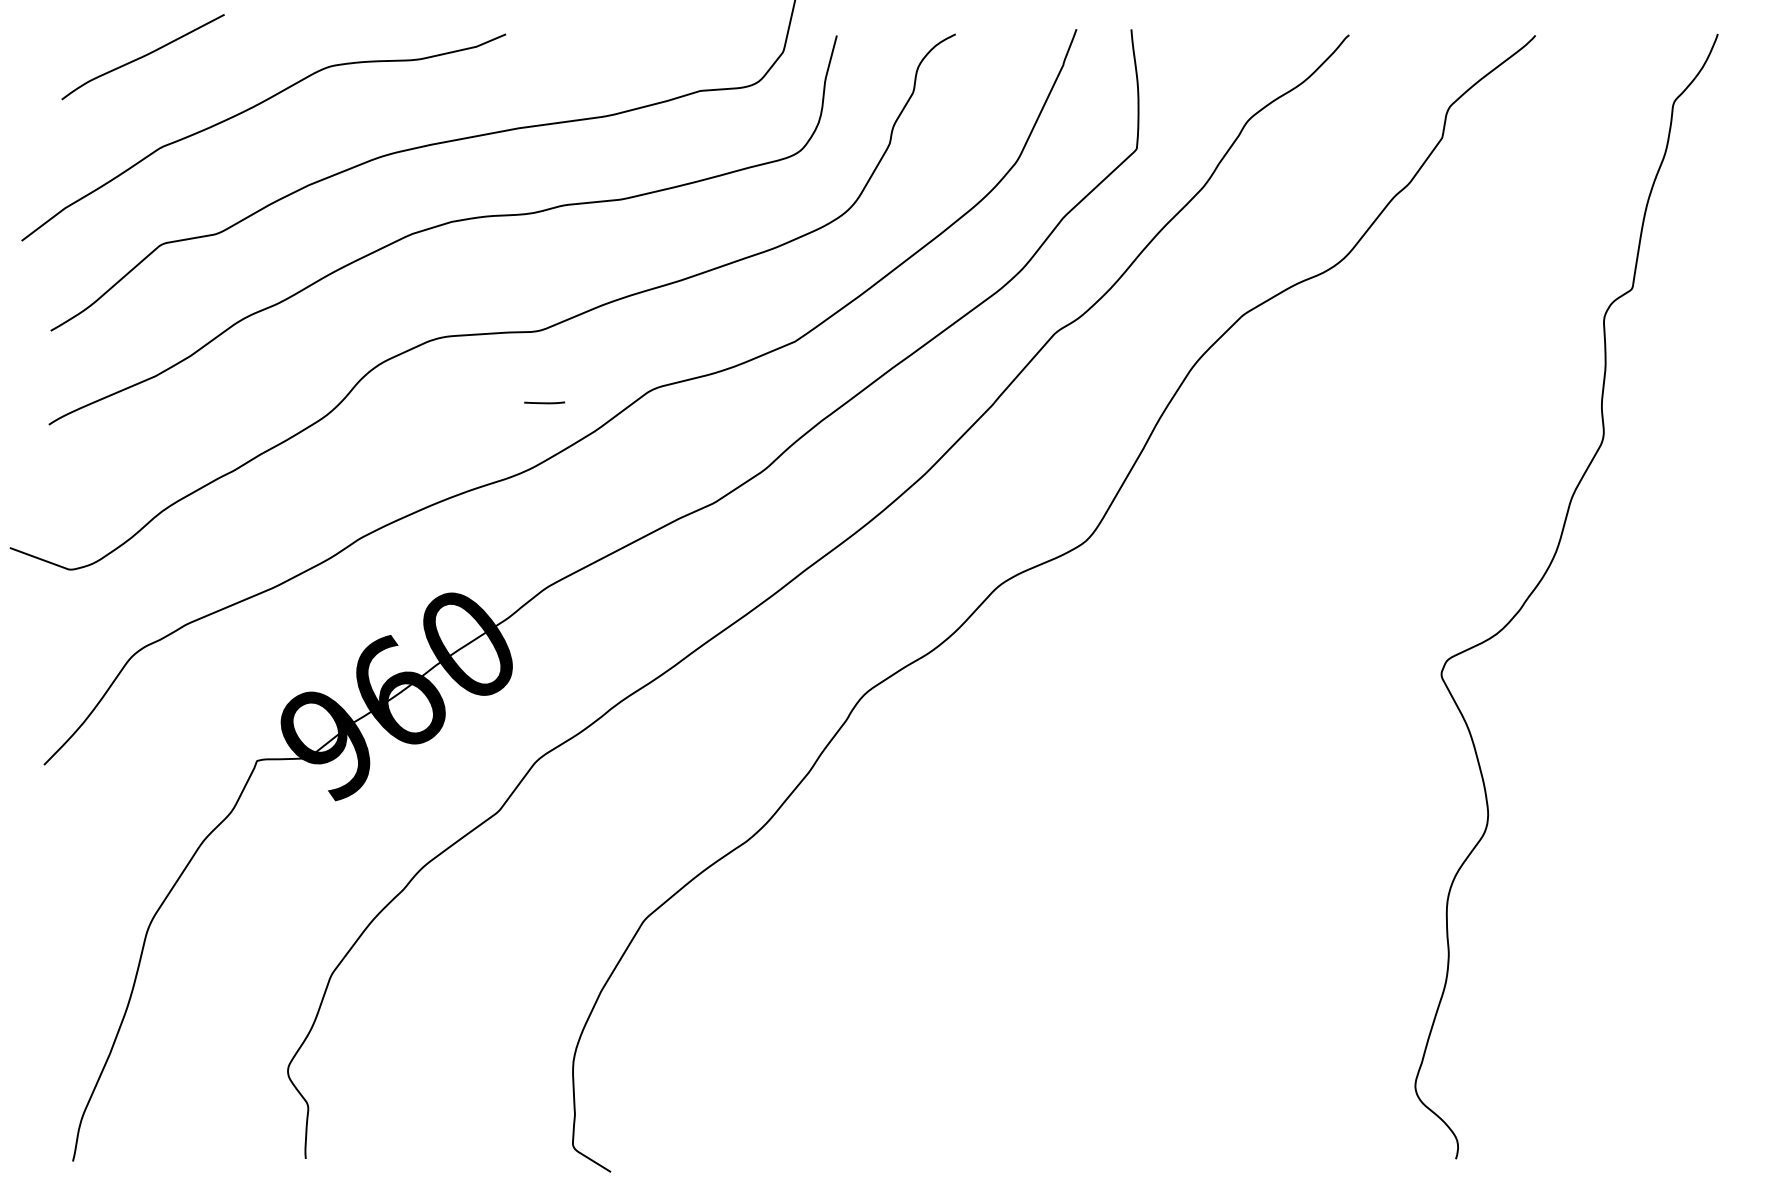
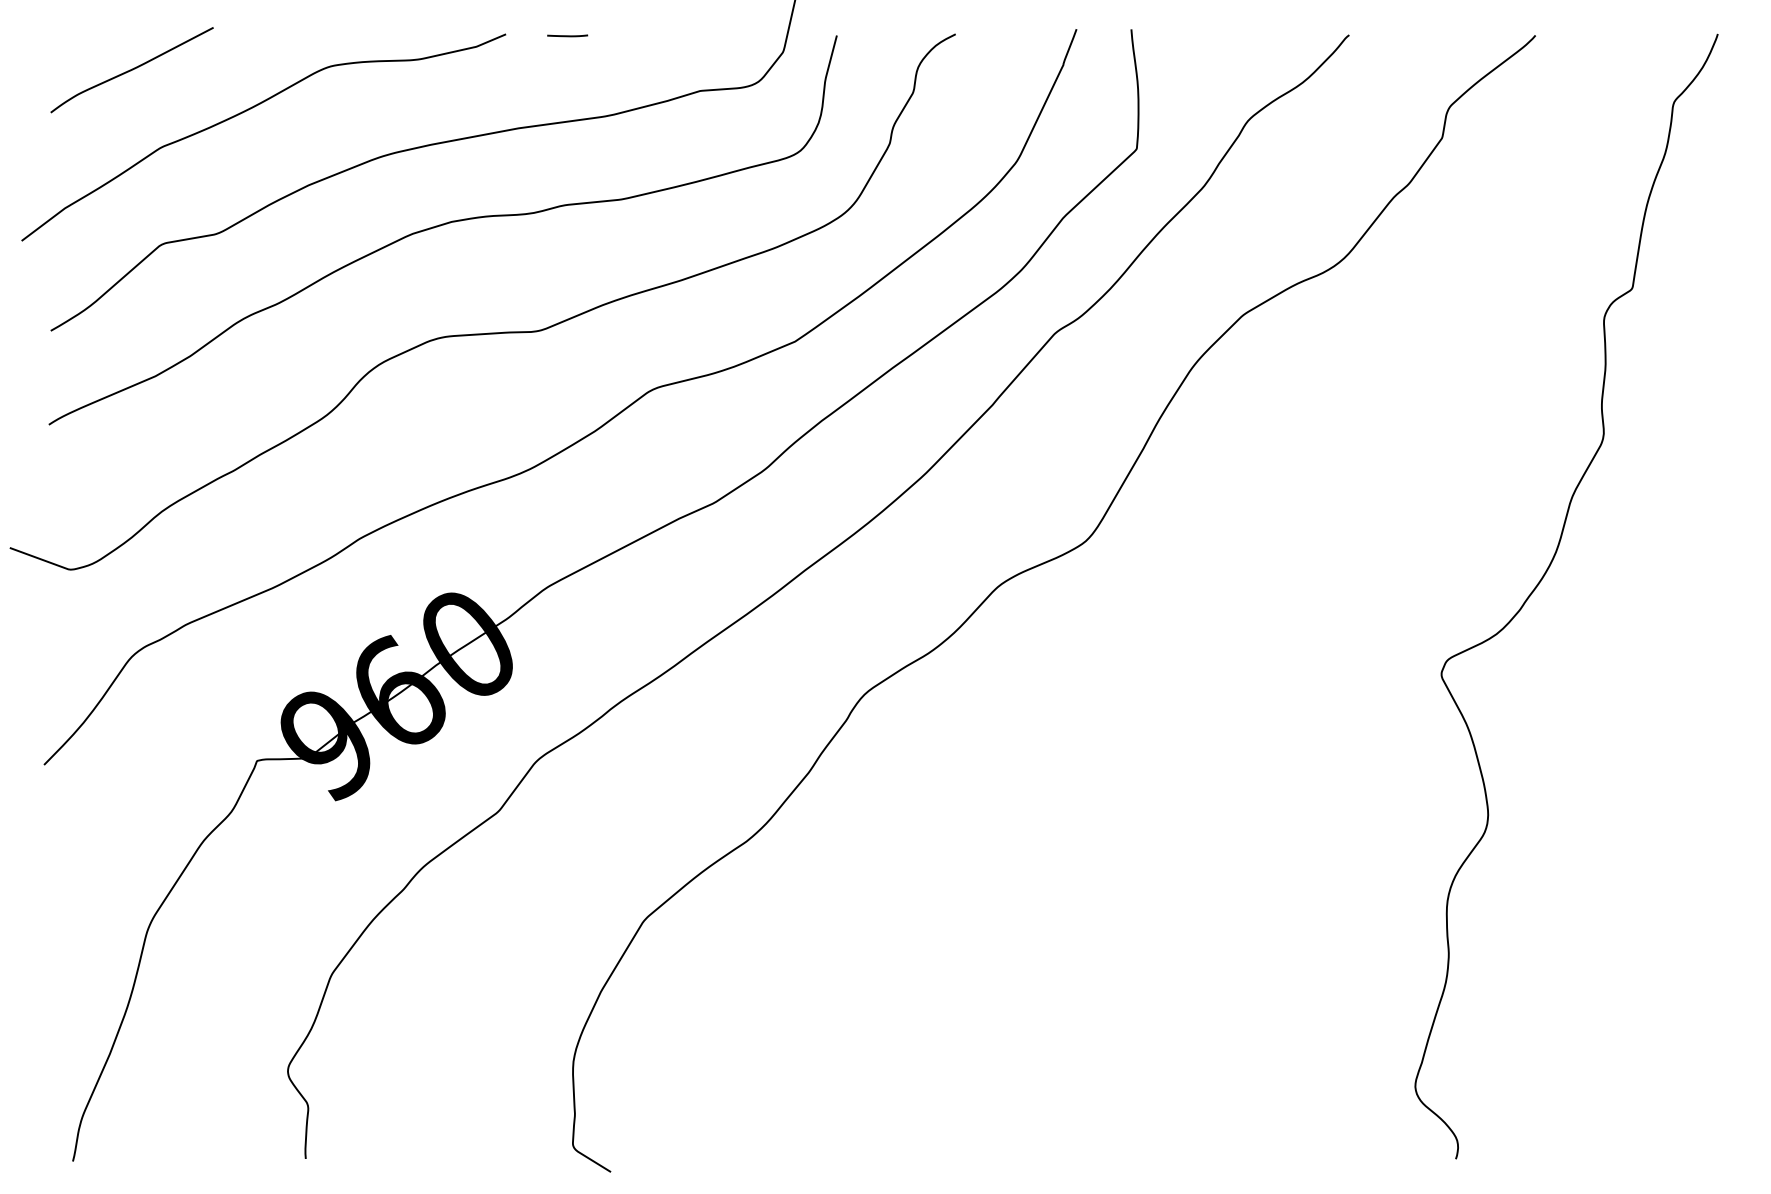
curve position: (142, 57) -> (131, 70) (131, 70)
line position: (544, 402) -> (567, 35) (567, 35)
